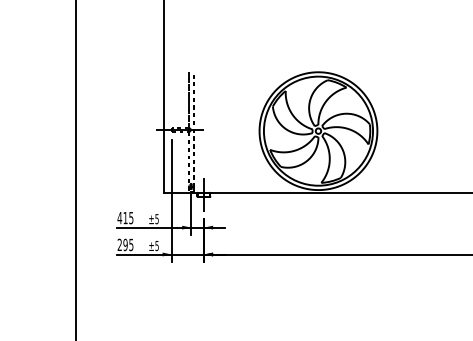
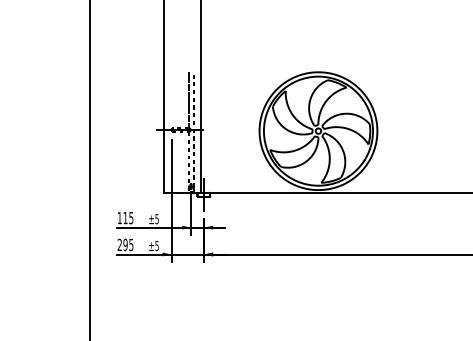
line: none -> present (201, 97)
line position: (76, 169) -> (90, 169) (90, 169)
text: 415 -> 115 (119, 218)
